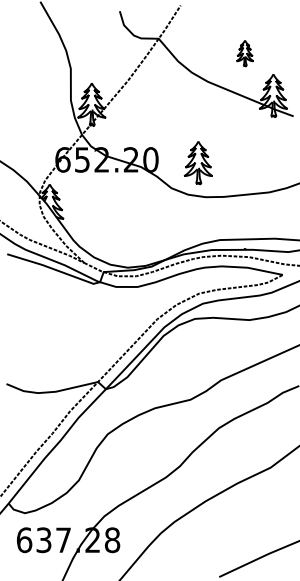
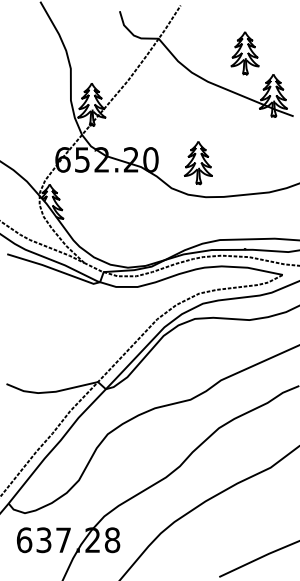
part size: 18x28 px -> 30x45 px (244, 53)
